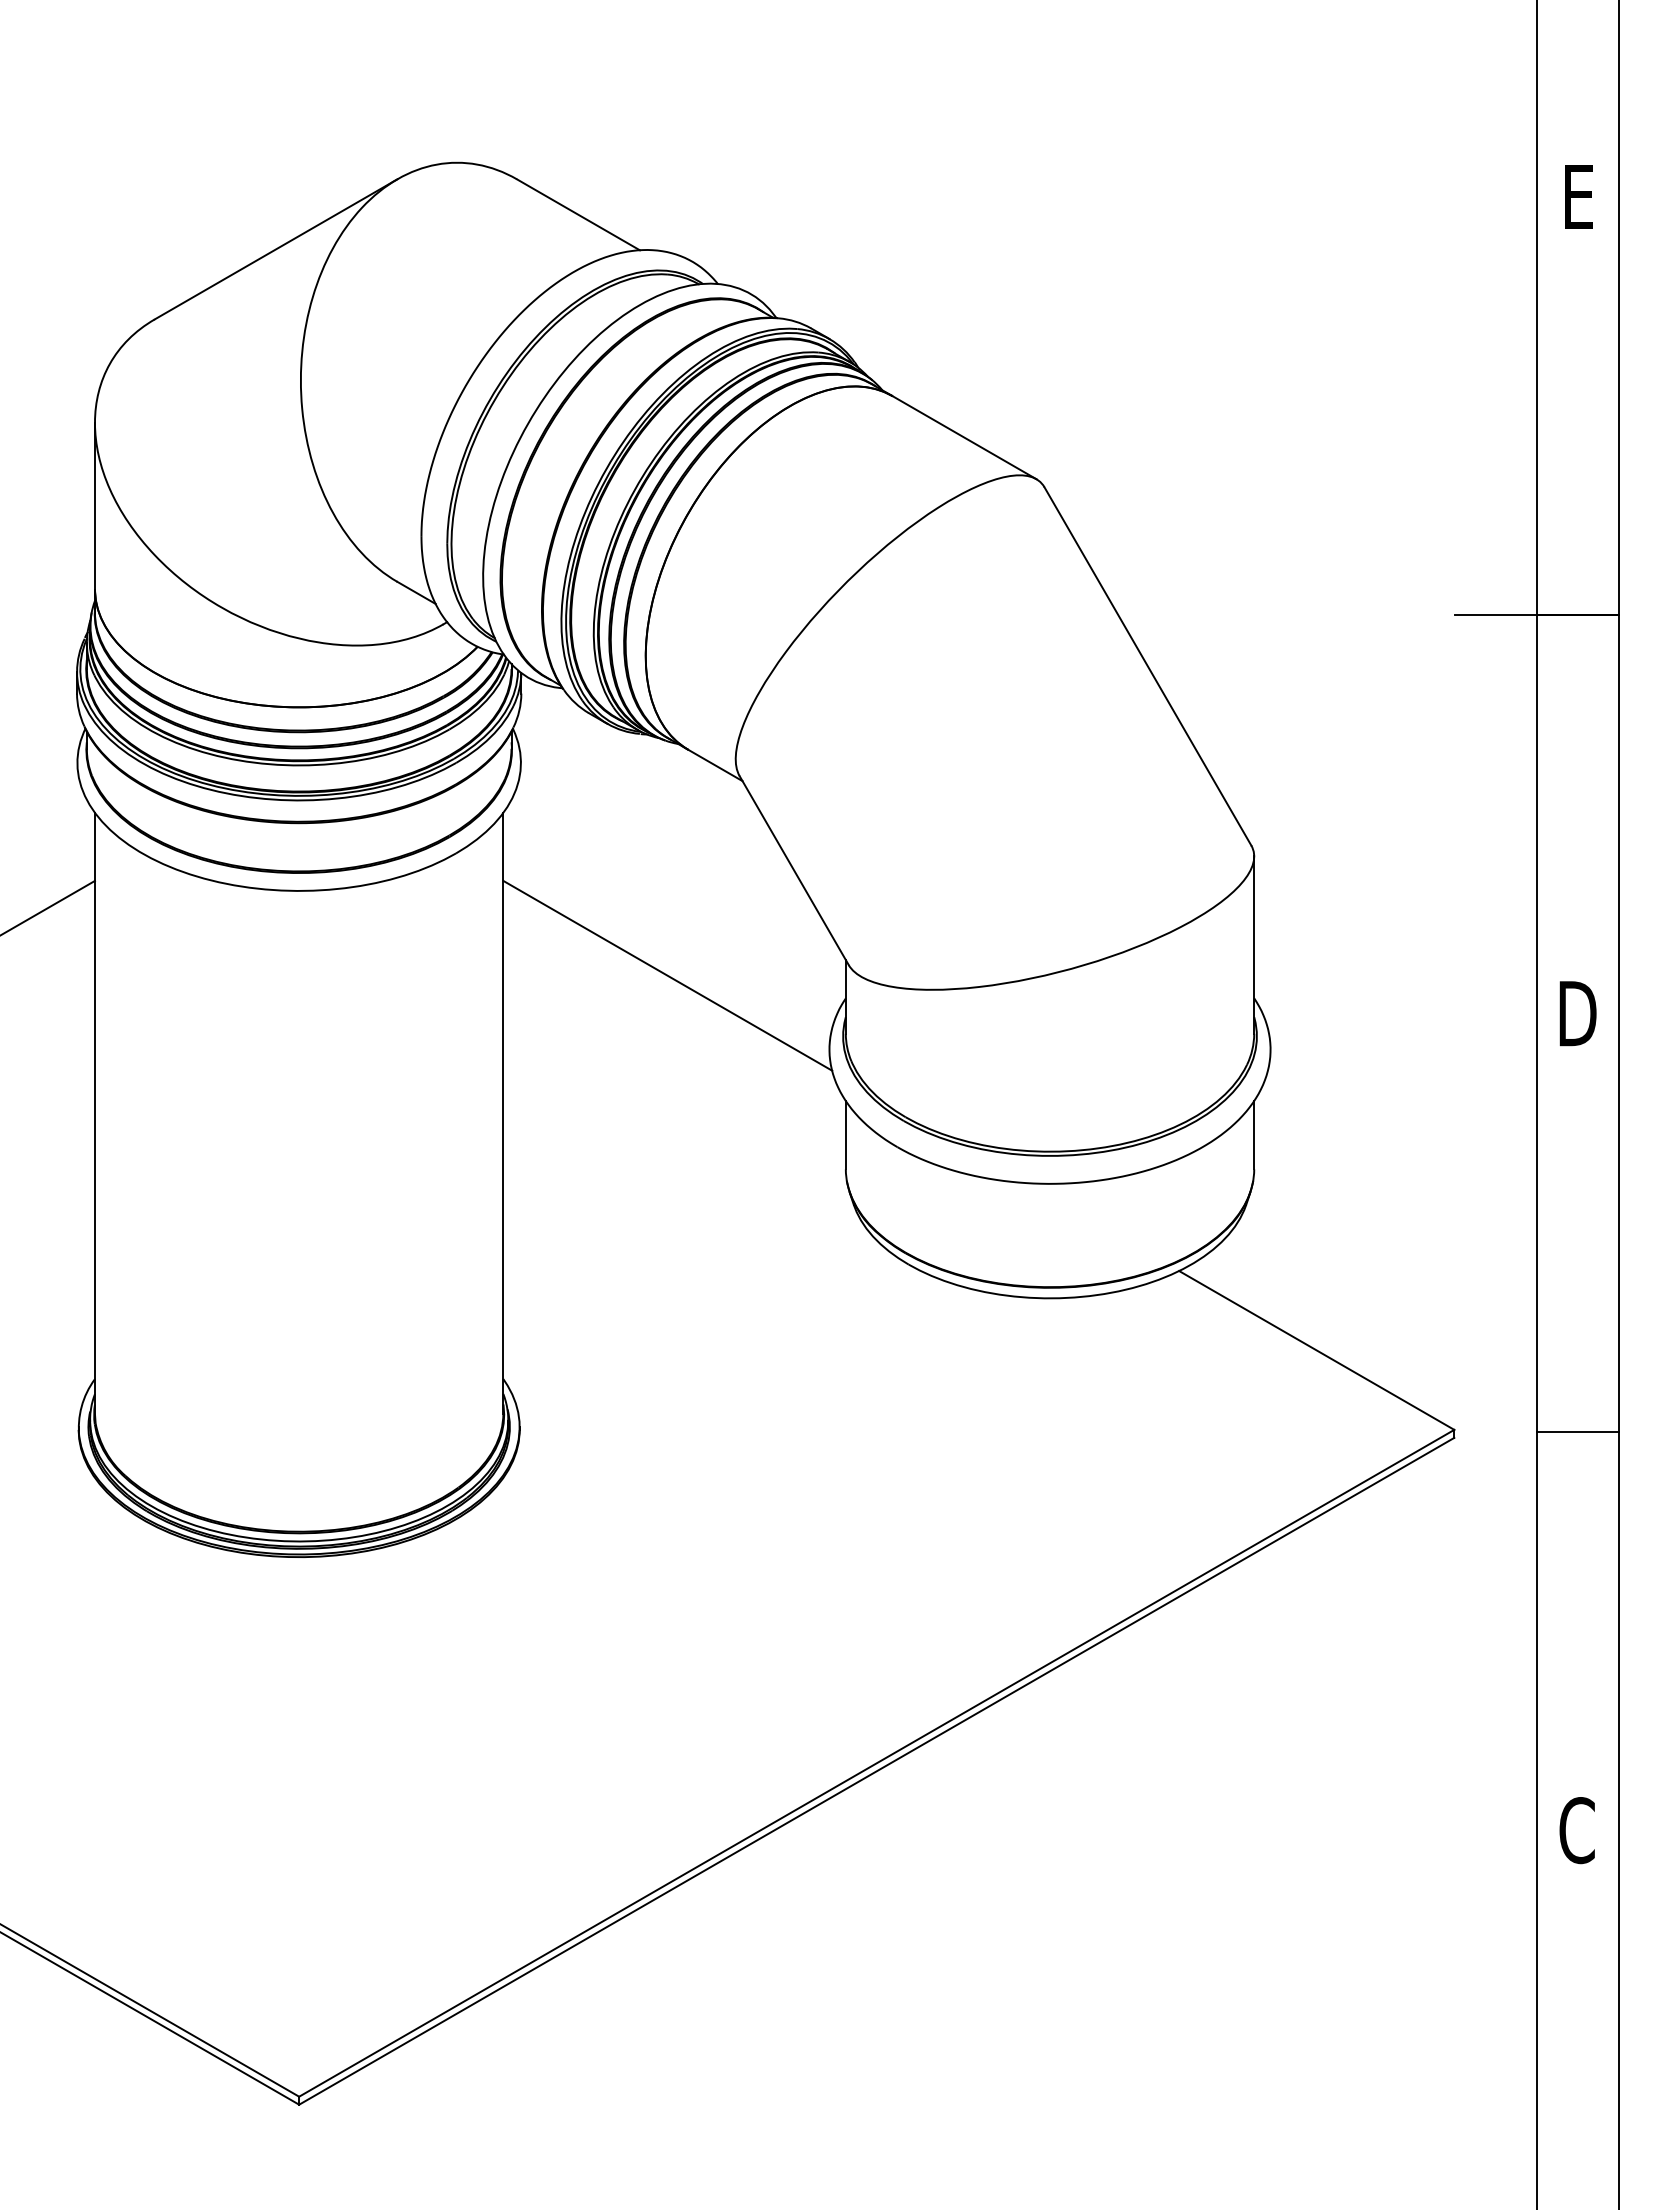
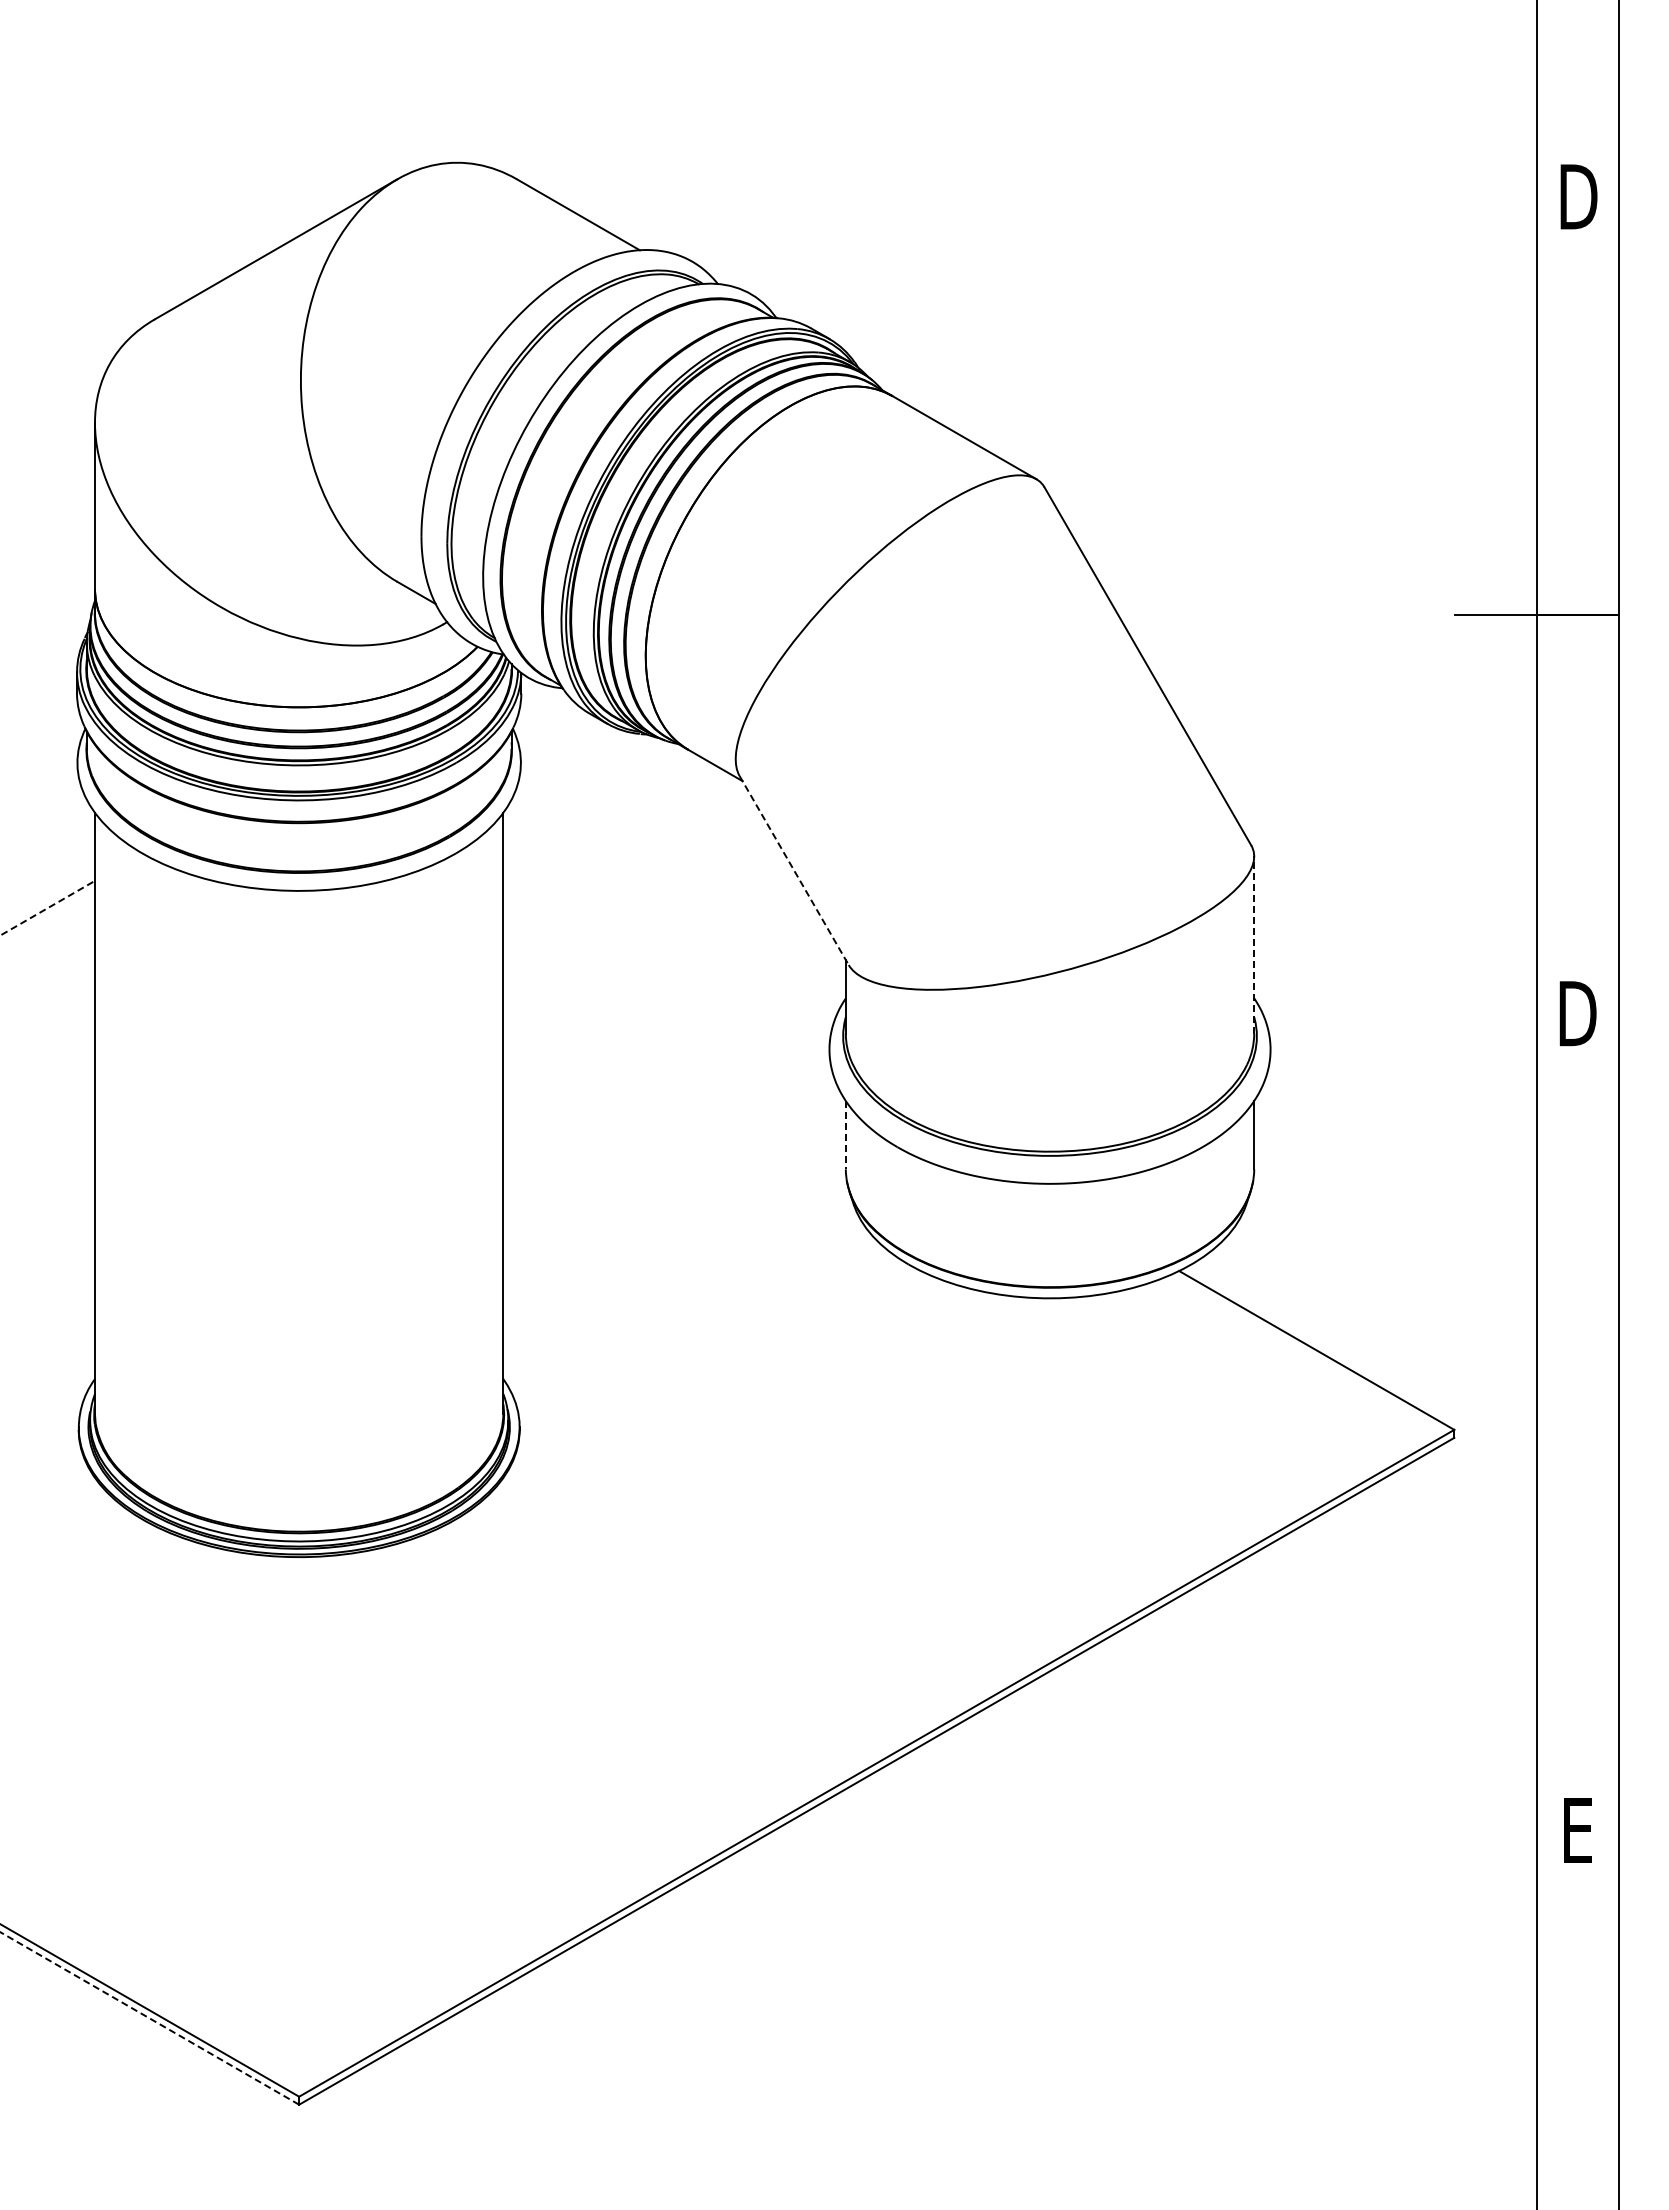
text: E -> D (1578, 196)
line: solid -> dashed (794, 870)
line: solid -> dashed (48, 907)
line: solid -> dashed (1254, 945)
line: present -> none (667, 975)
line: solid -> dashed (845, 1135)
line: present -> none (1577, 1431)
text: C -> E (1576, 1830)
line: solid -> dashed (149, 2018)
